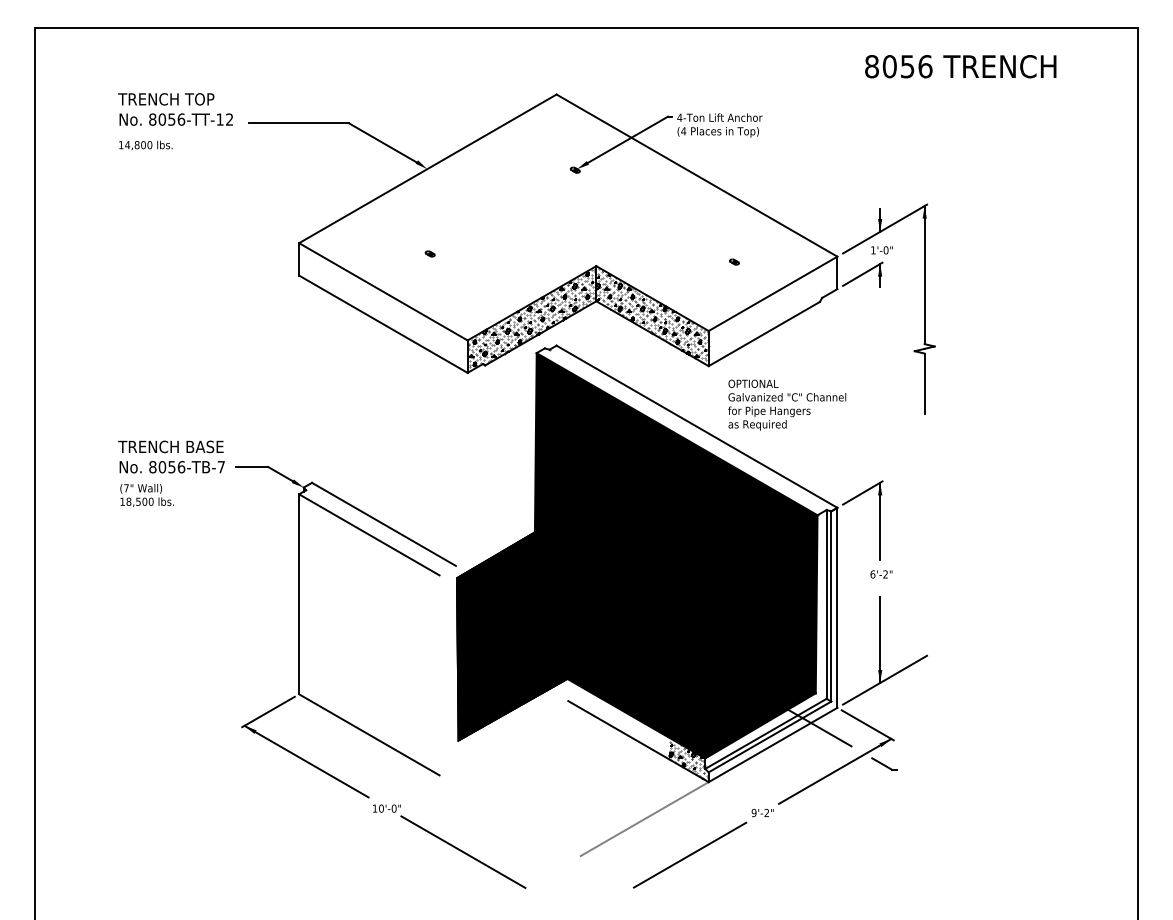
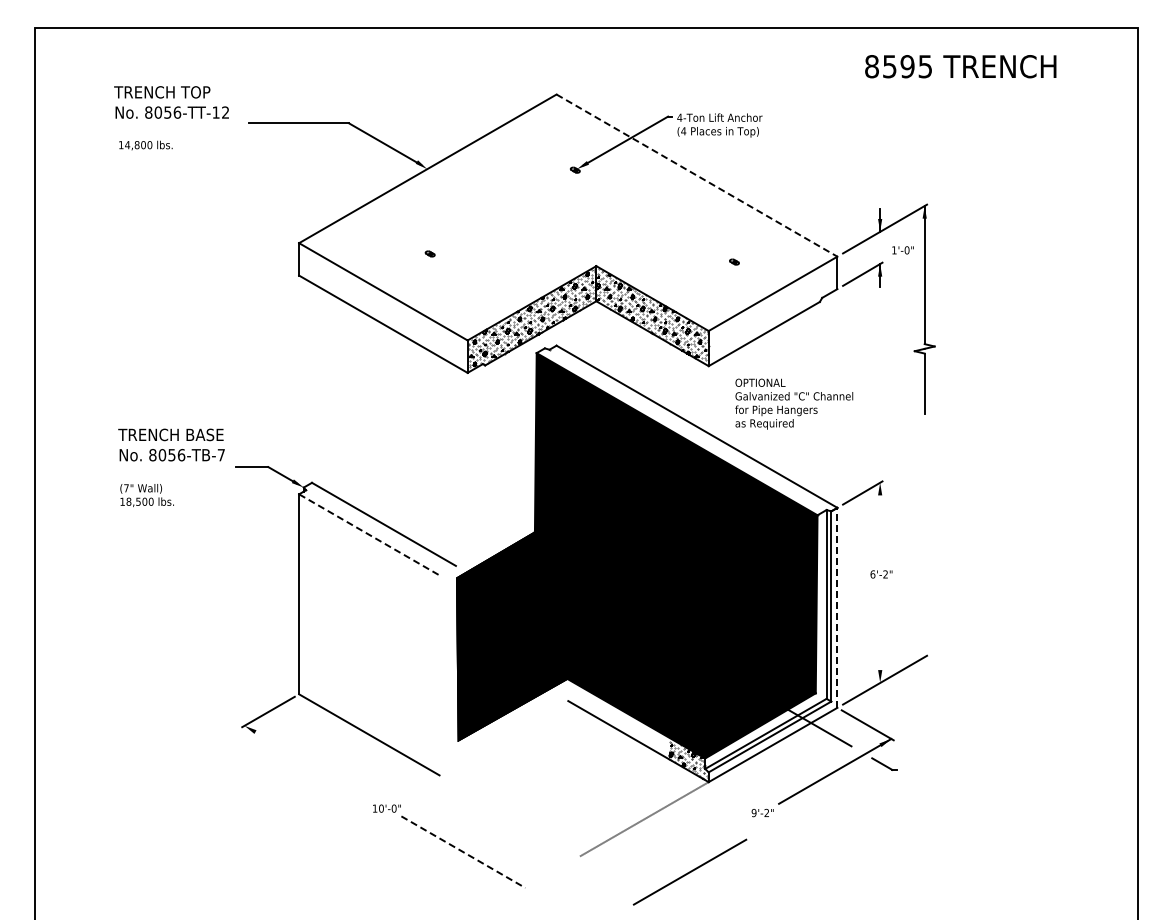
text: 8056 -> 8595 (907, 66)
text position: (175, 109) -> (171, 102) (171, 102)
line: solid -> dashed (697, 175)
text position: (881, 250) -> (902, 250) (902, 250)
text position: (787, 404) -> (794, 403) (794, 403)
text position: (171, 456) -> (171, 444) (171, 444)
line: present -> none (880, 520)
line: solid -> dashed (369, 535)
line: solid -> dashed (837, 607)
line: present -> none (880, 639)
line: present -> none (306, 761)
line: solid -> dashed (463, 852)
line position: (689, 854) -> (689, 871) (689, 871)
